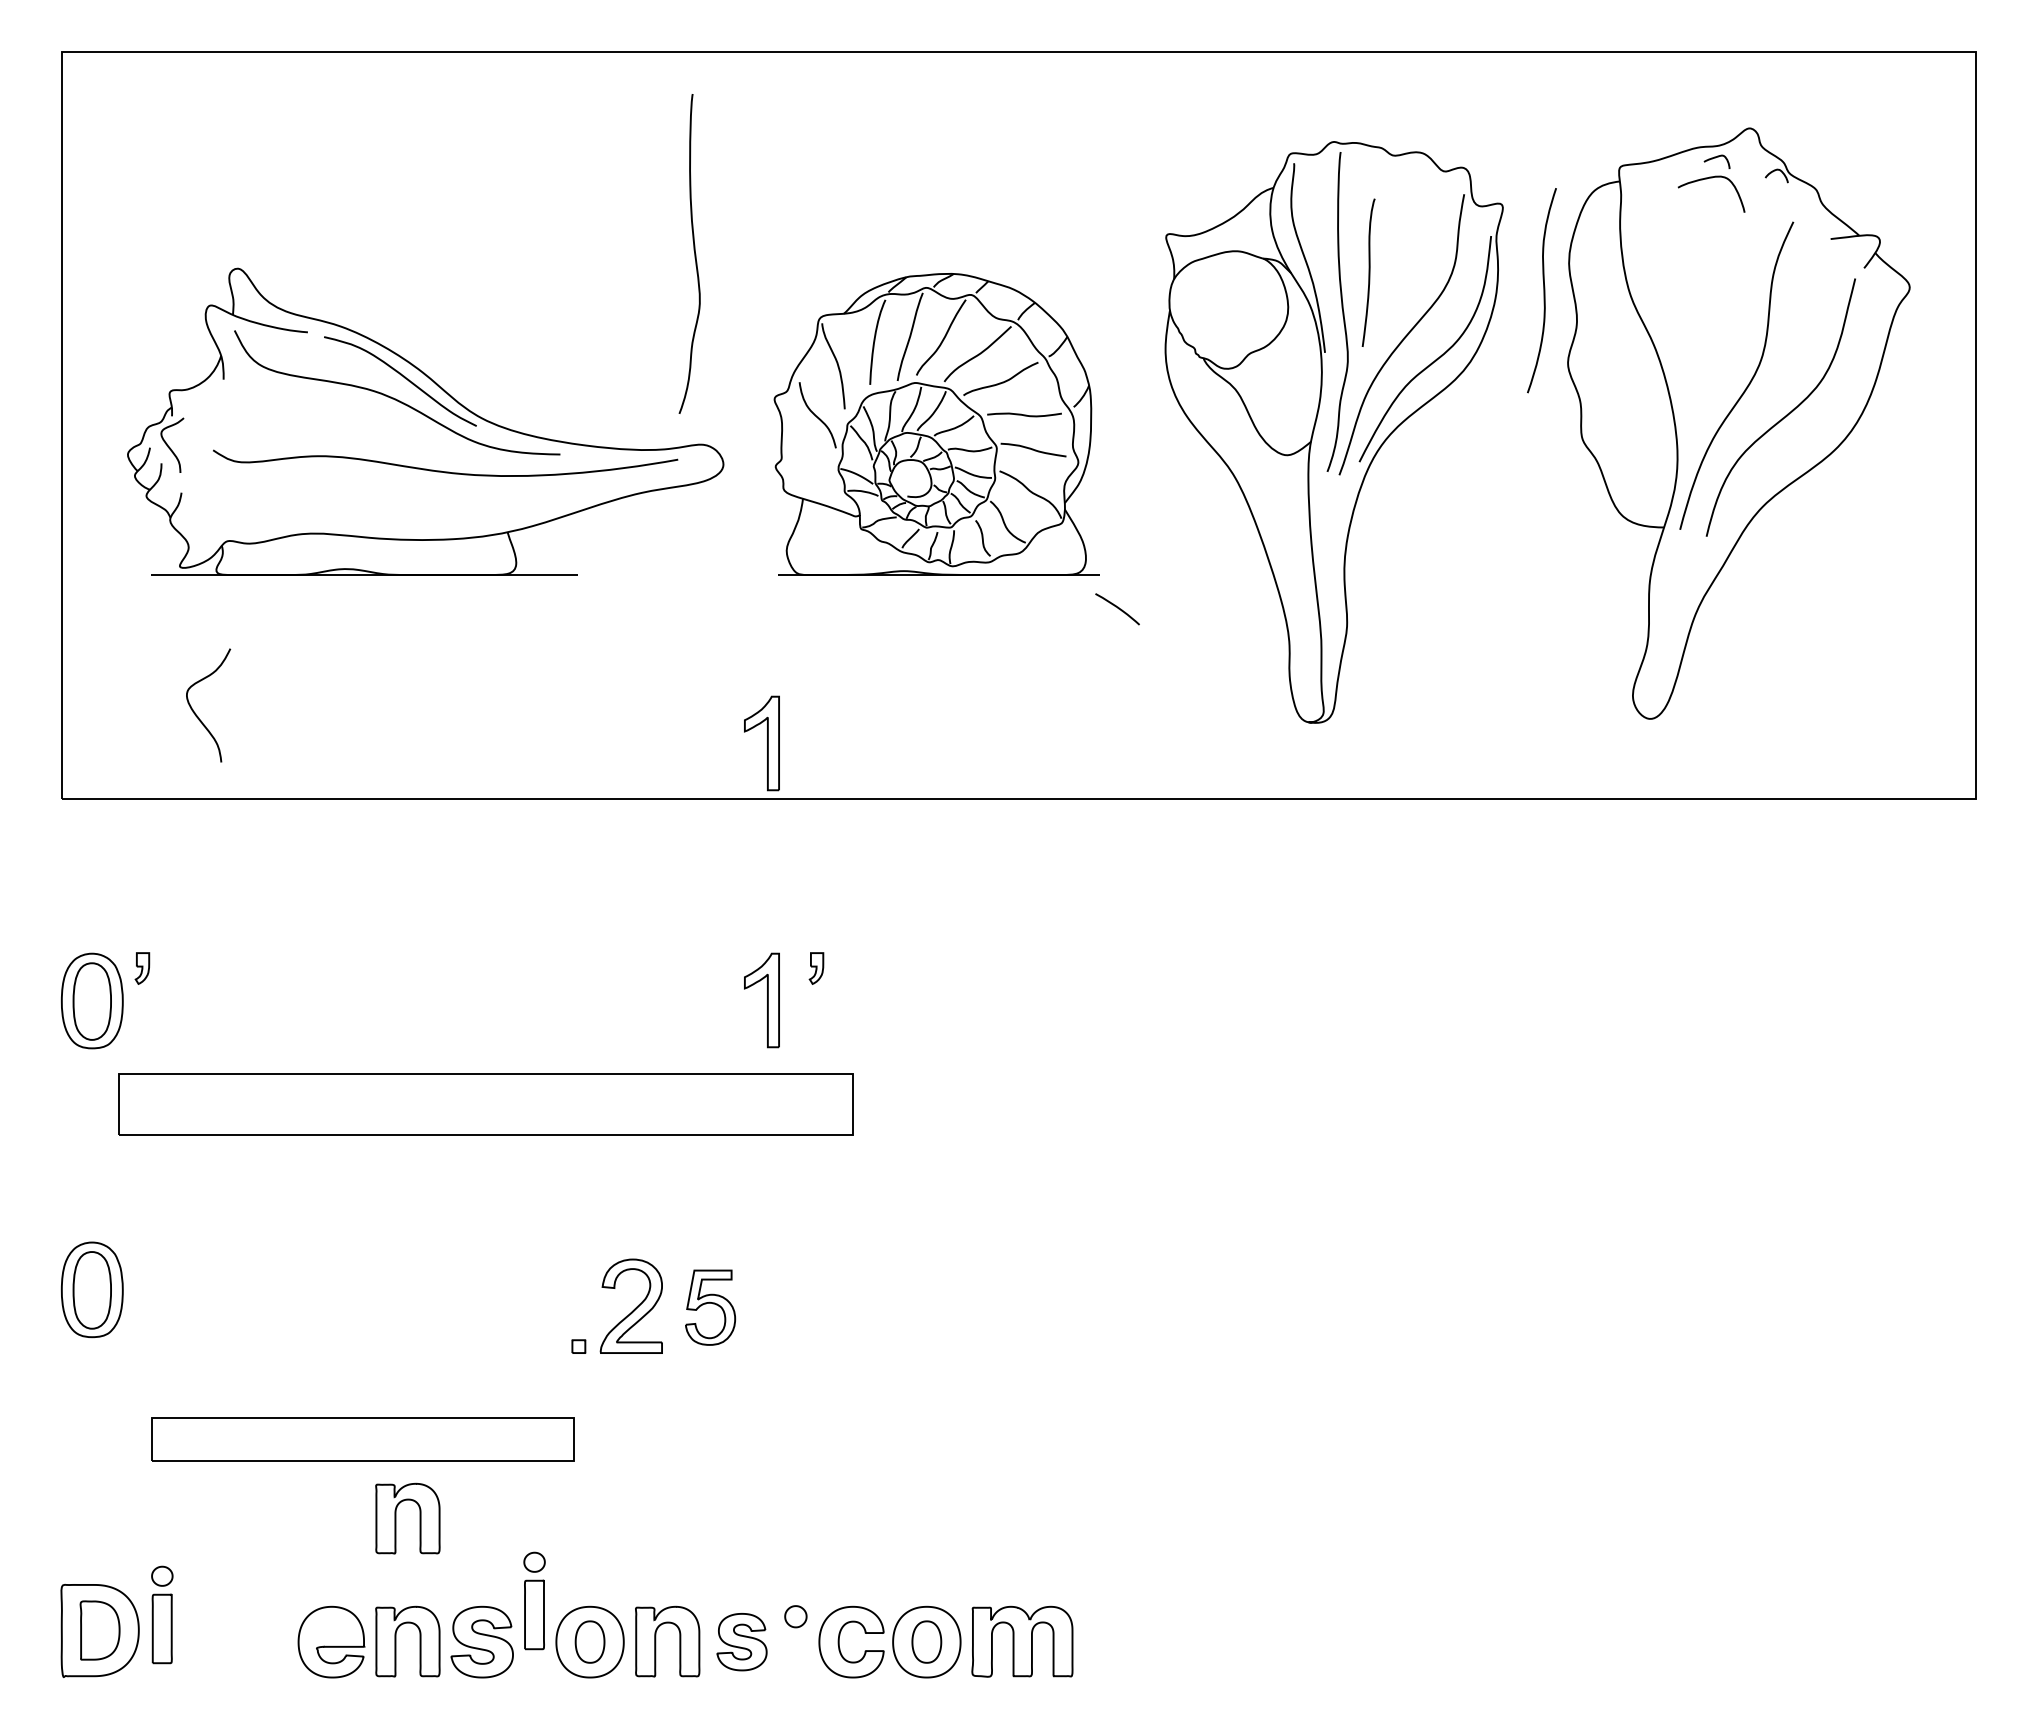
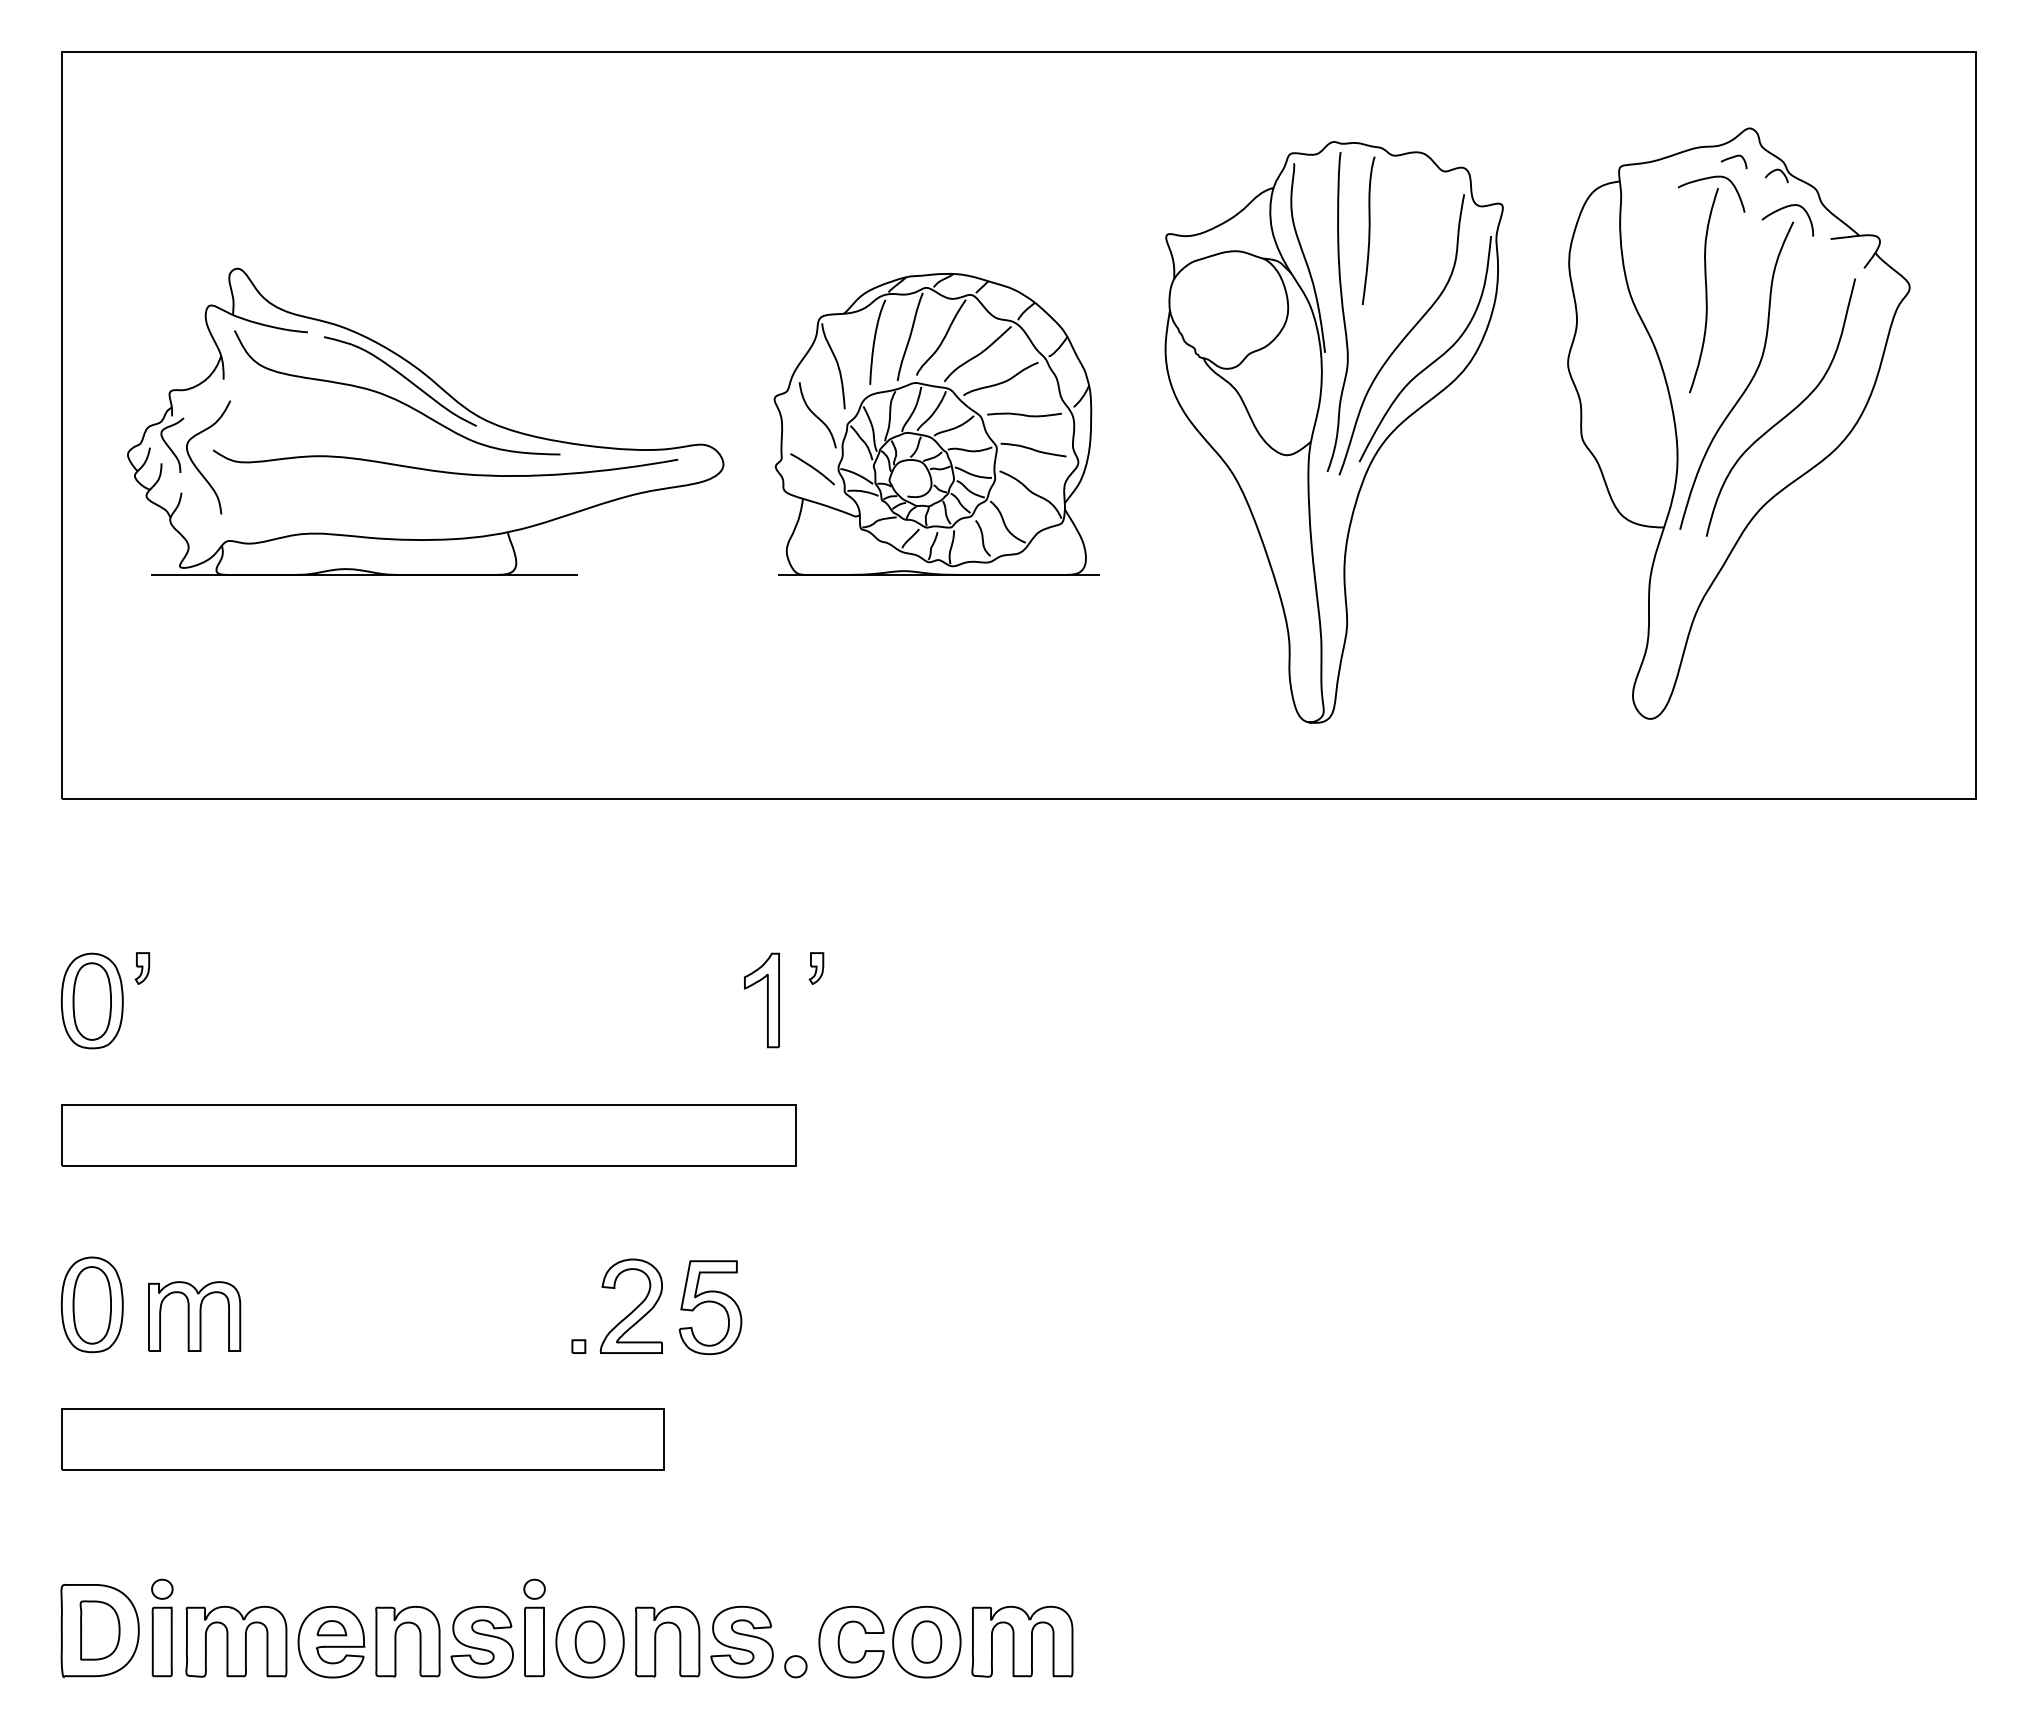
curve position: (1715, 158) -> (1732, 158) (1732, 158)
curve: none -> present (1782, 209)
curve: present -> none (693, 250)
curve position: (1368, 272) -> (1368, 230) (1368, 230)
curve position: (1543, 290) -> (1705, 290) (1705, 290)
curve position: (1117, 608) -> (812, 468) (812, 468)
curve position: (195, 712) -> (195, 464) (195, 464)
part: present -> none (761, 743)
part position: (485, 1104) -> (428, 1135) (428, 1135)
part position: (91, 1289) -> (91, 1304) (91, 1304)
part size: 52x77 px -> 65x96 px (710, 1307)
part: none -> present (194, 1316)
part size: 424x45 px -> 604x63 px (362, 1439)
part: present -> none (396, 1518)
part position: (534, 1600) -> (534, 1627) (534, 1627)
part position: (162, 1614) -> (162, 1627) (162, 1627)
part position: (795, 1616) -> (795, 1666) (795, 1666)
part: none -> present (331, 1628)
part: none -> present (236, 1641)
part size: 52x59 px -> 64x74 px (741, 1641)
